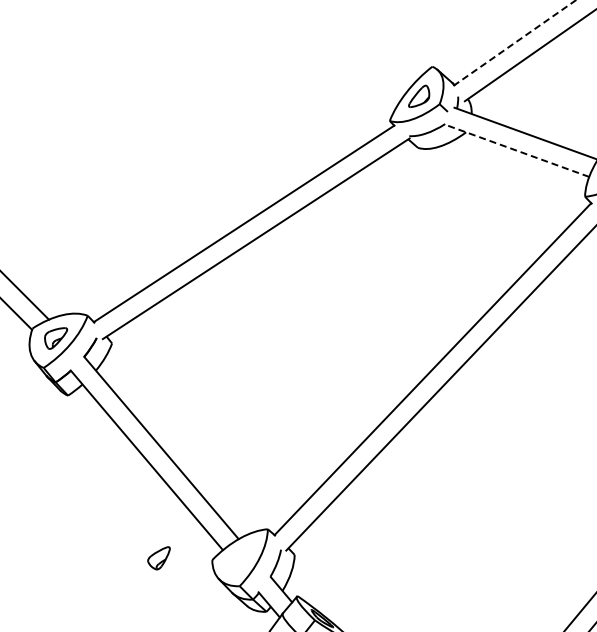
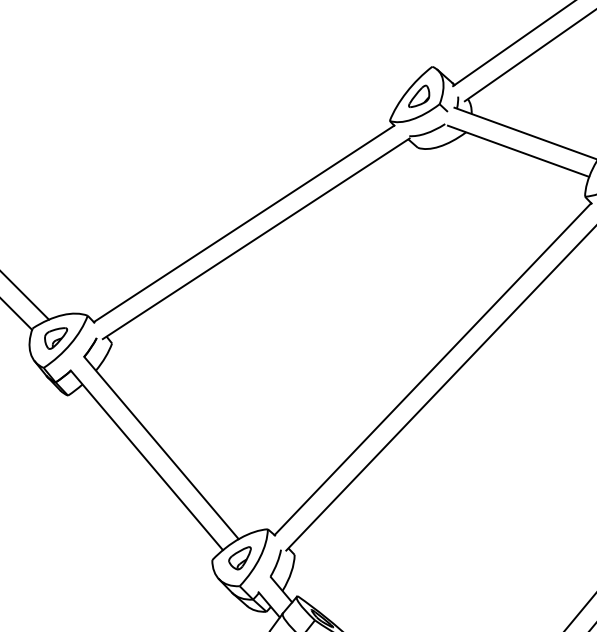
line: dashed -> solid (514, 43)
line: dashed -> solid (518, 151)
part position: (158, 558) -> (239, 558) (239, 558)
